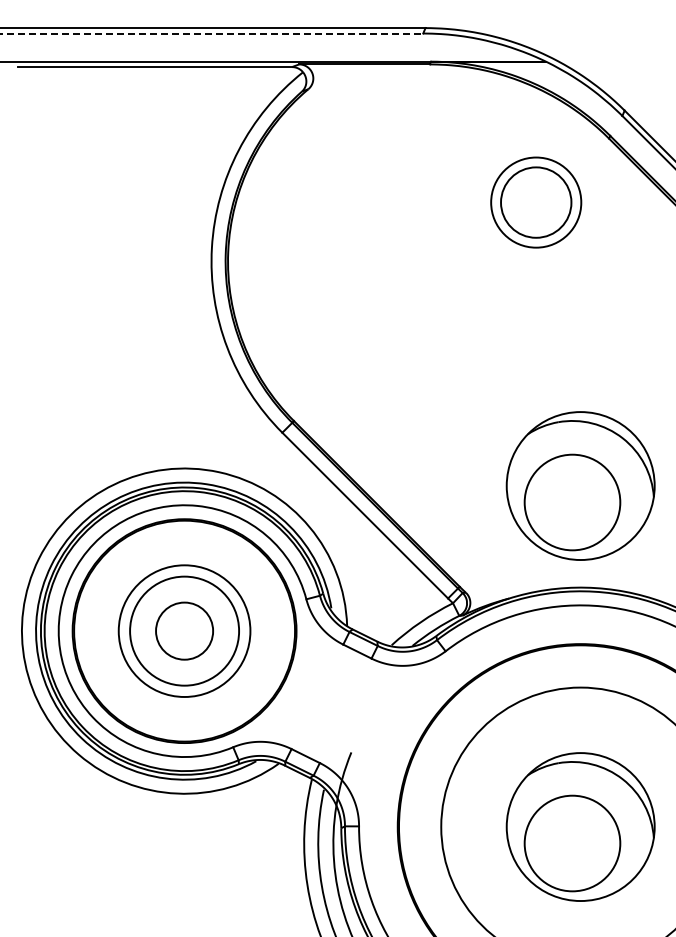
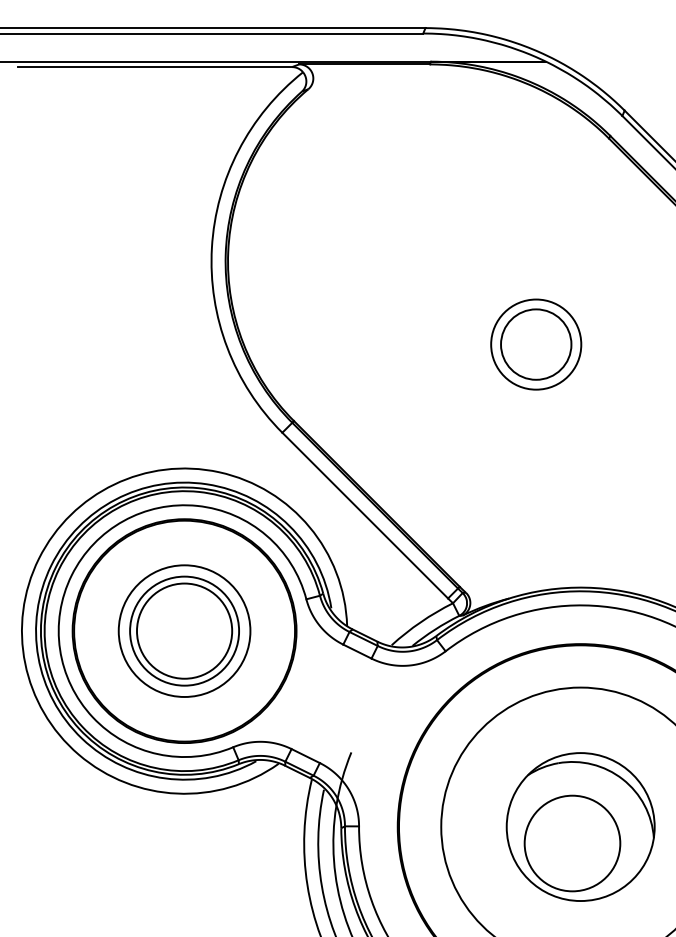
line: dashed -> solid (212, 33)
part position: (536, 202) -> (536, 344) (536, 344)
part: present -> none (580, 485)
circle diameter: 57 px -> 95 px (184, 630)
